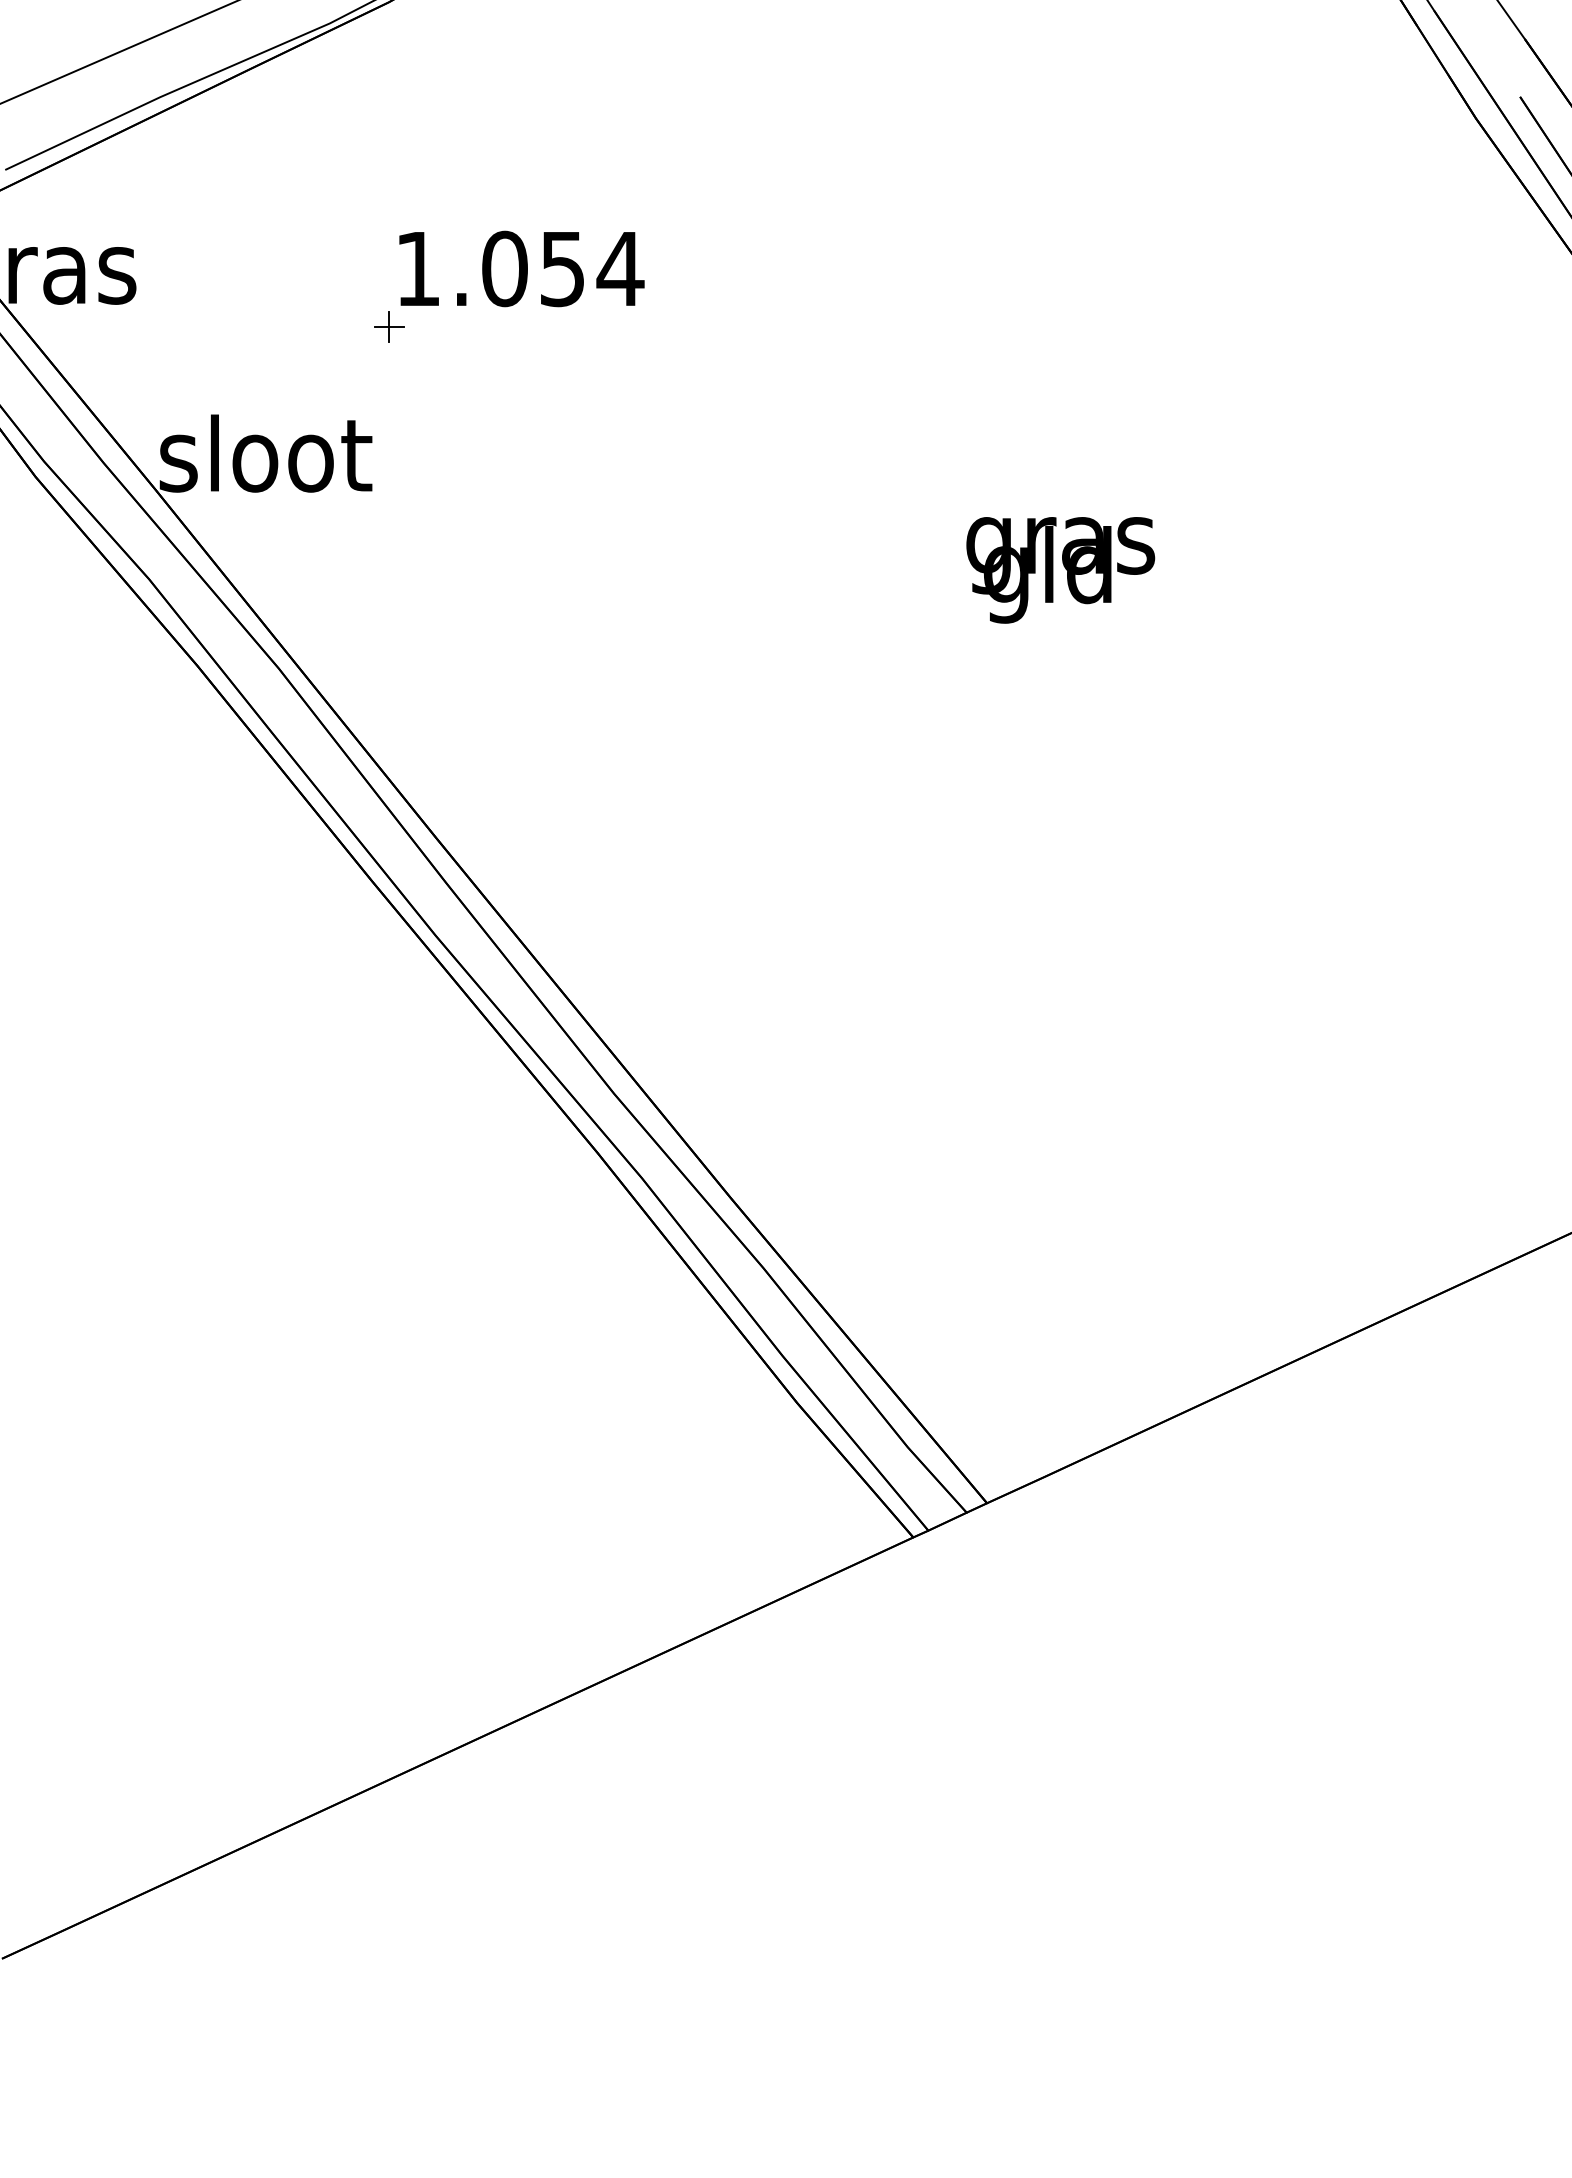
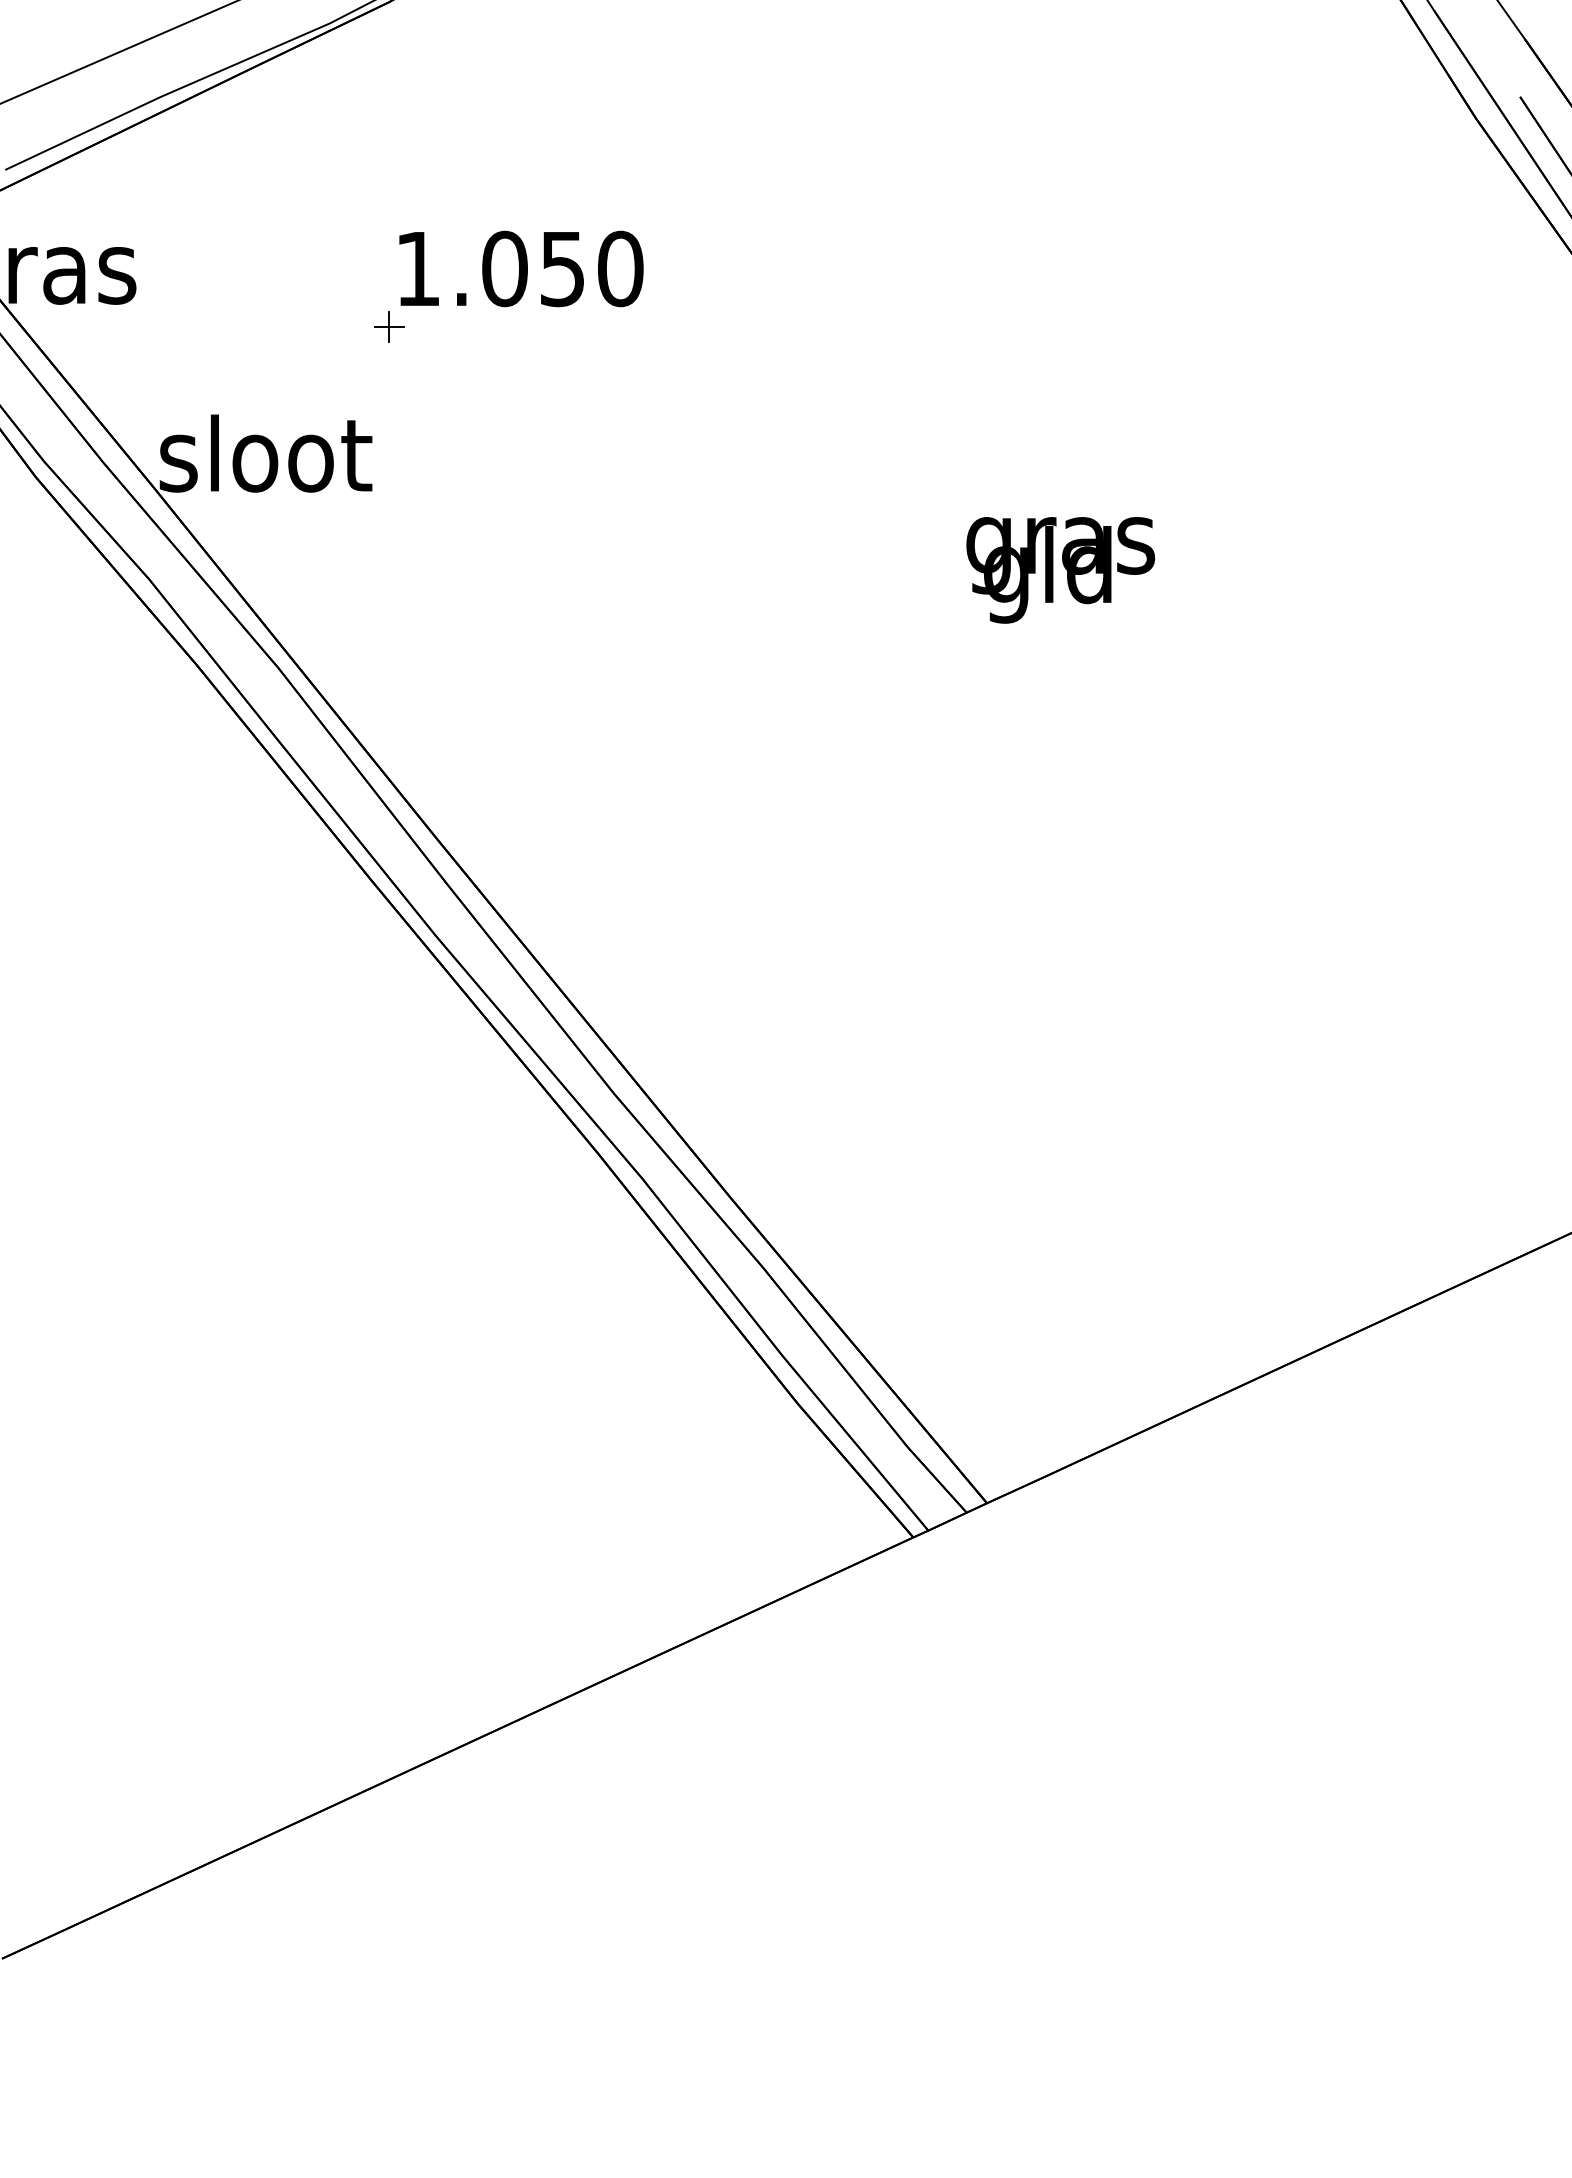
text: 1.054 -> 1.050 (620, 268)
